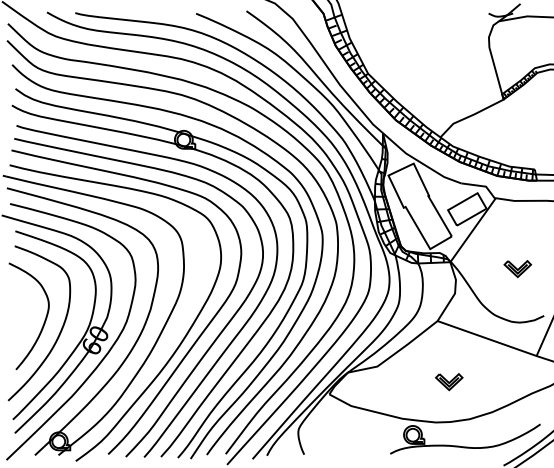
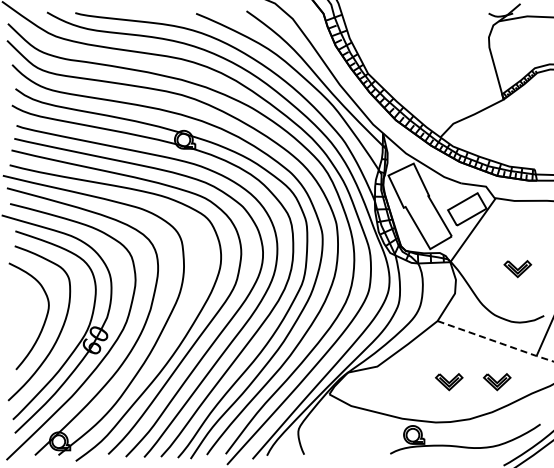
line: solid -> dashed (496, 341)
part: none -> present (497, 382)
